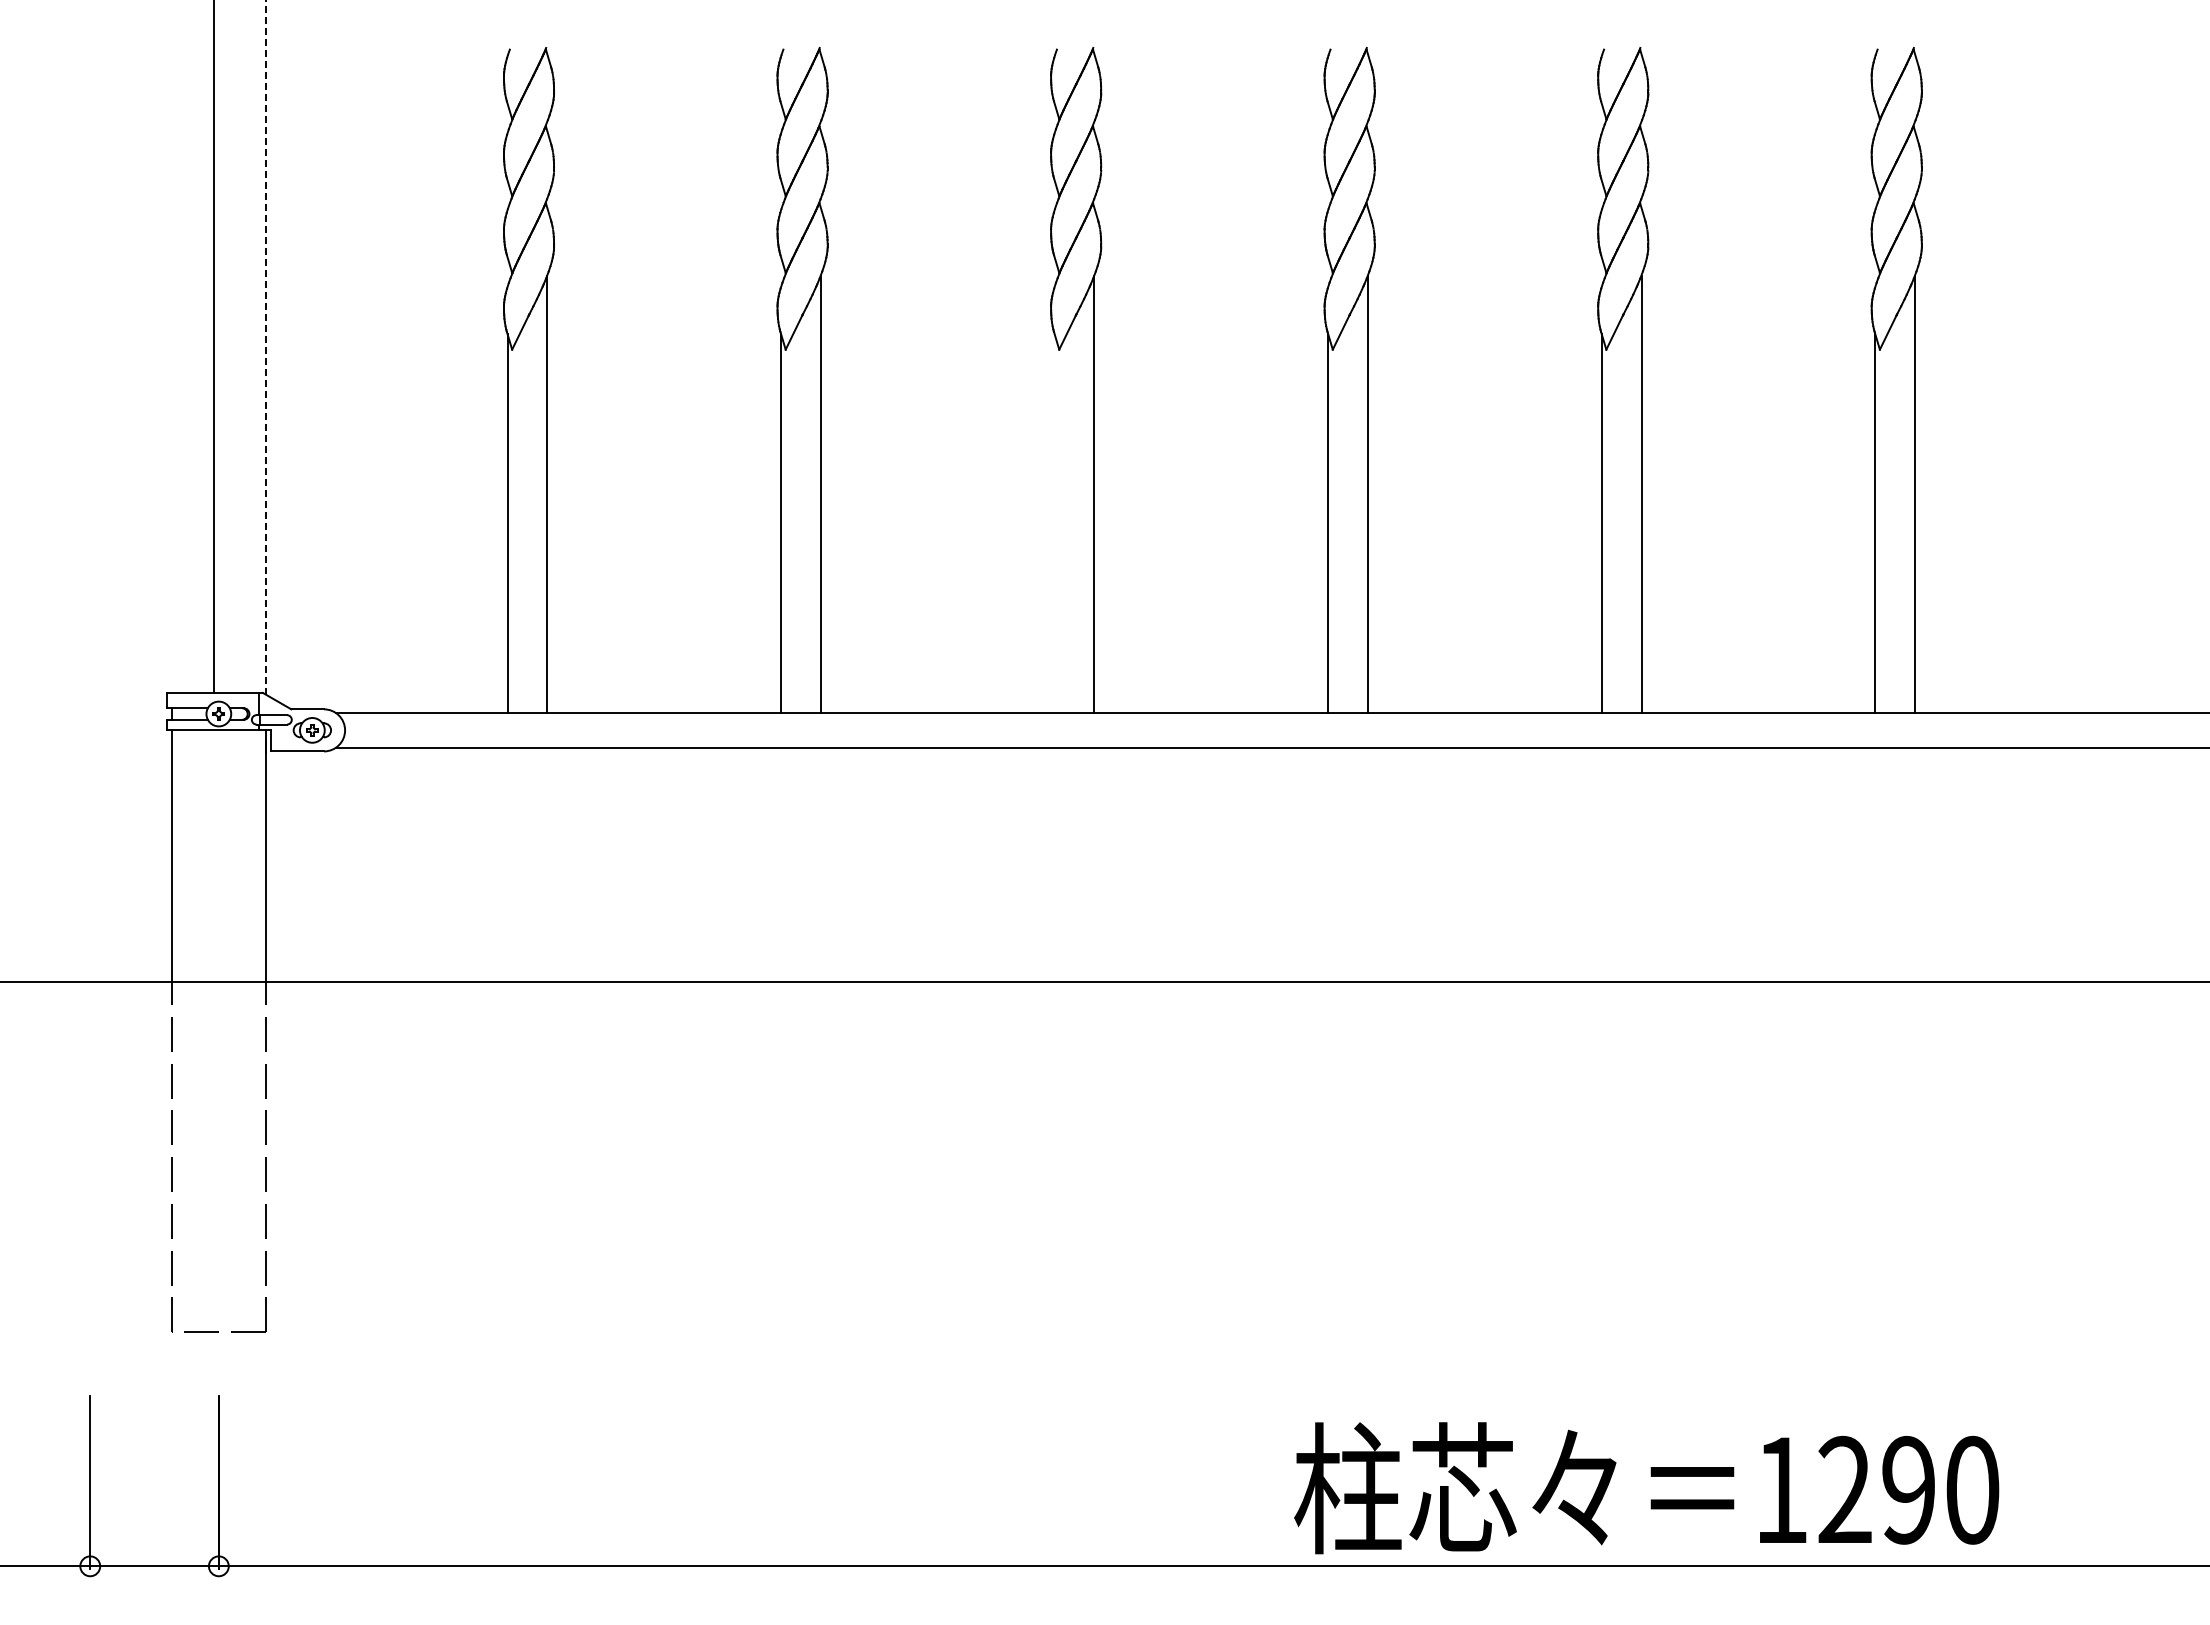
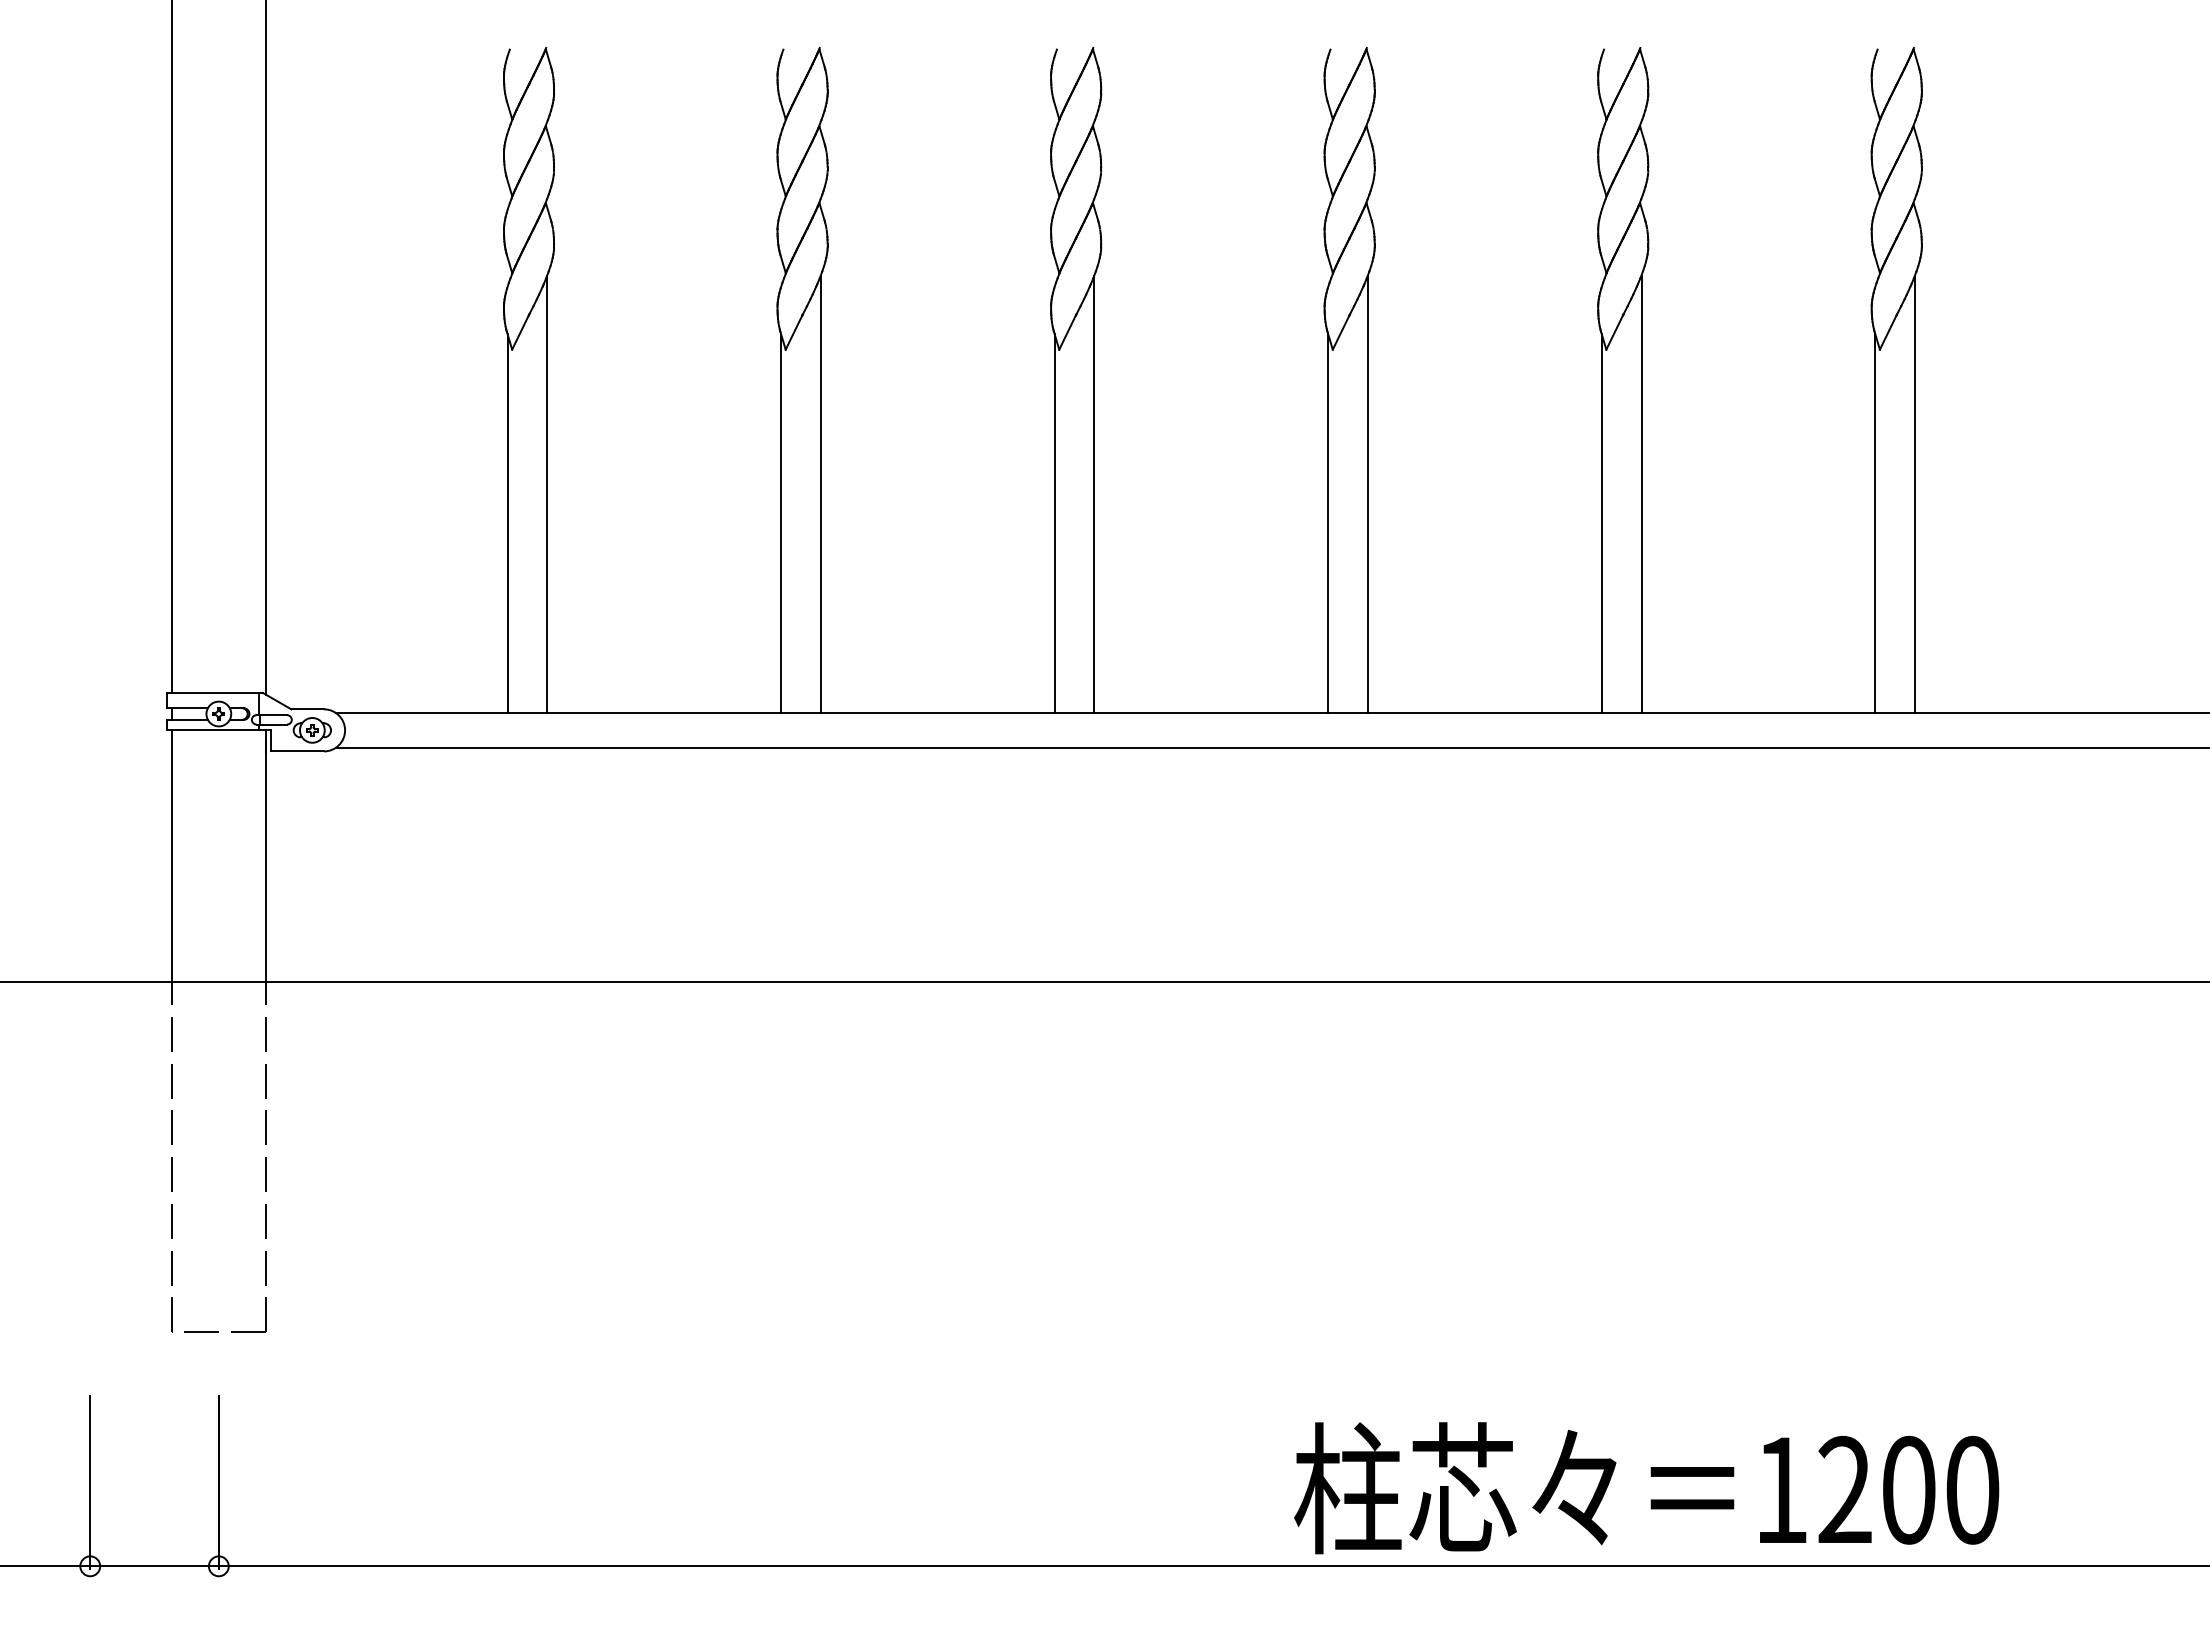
line: dashed -> solid (266, 346)
line position: (213, 347) -> (171, 347) (171, 347)
line: none -> present (1054, 523)
text: 1290 -> 1200 (1908, 1489)
